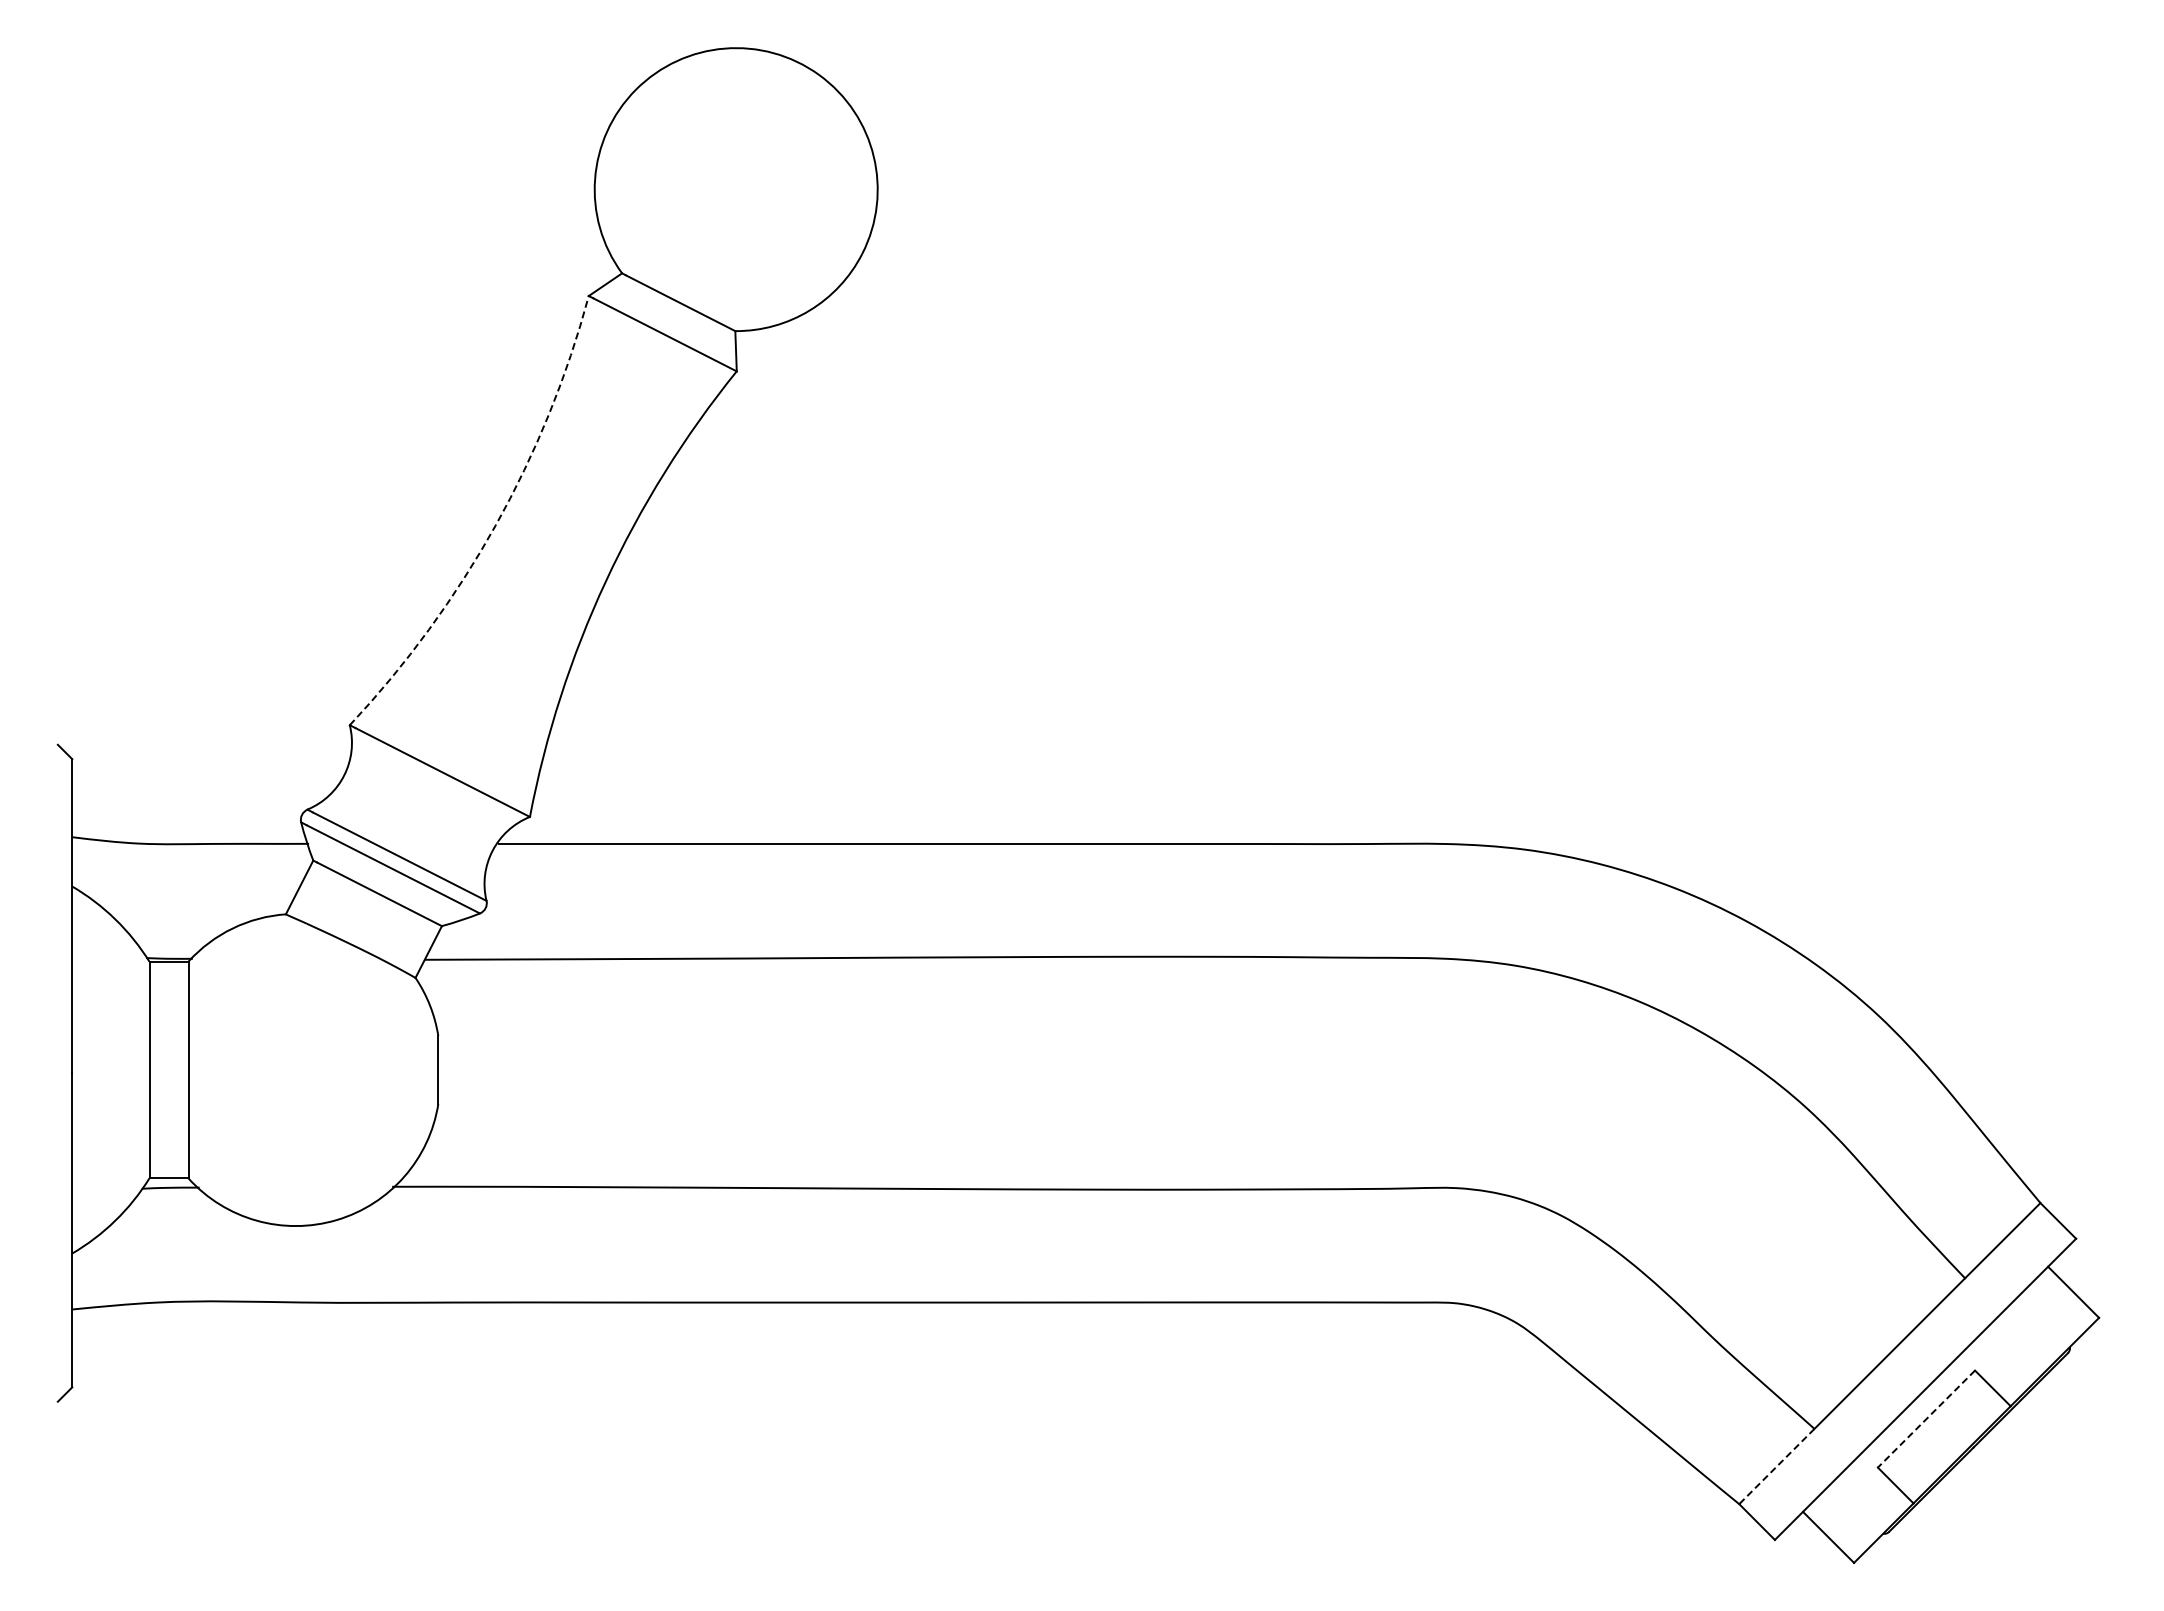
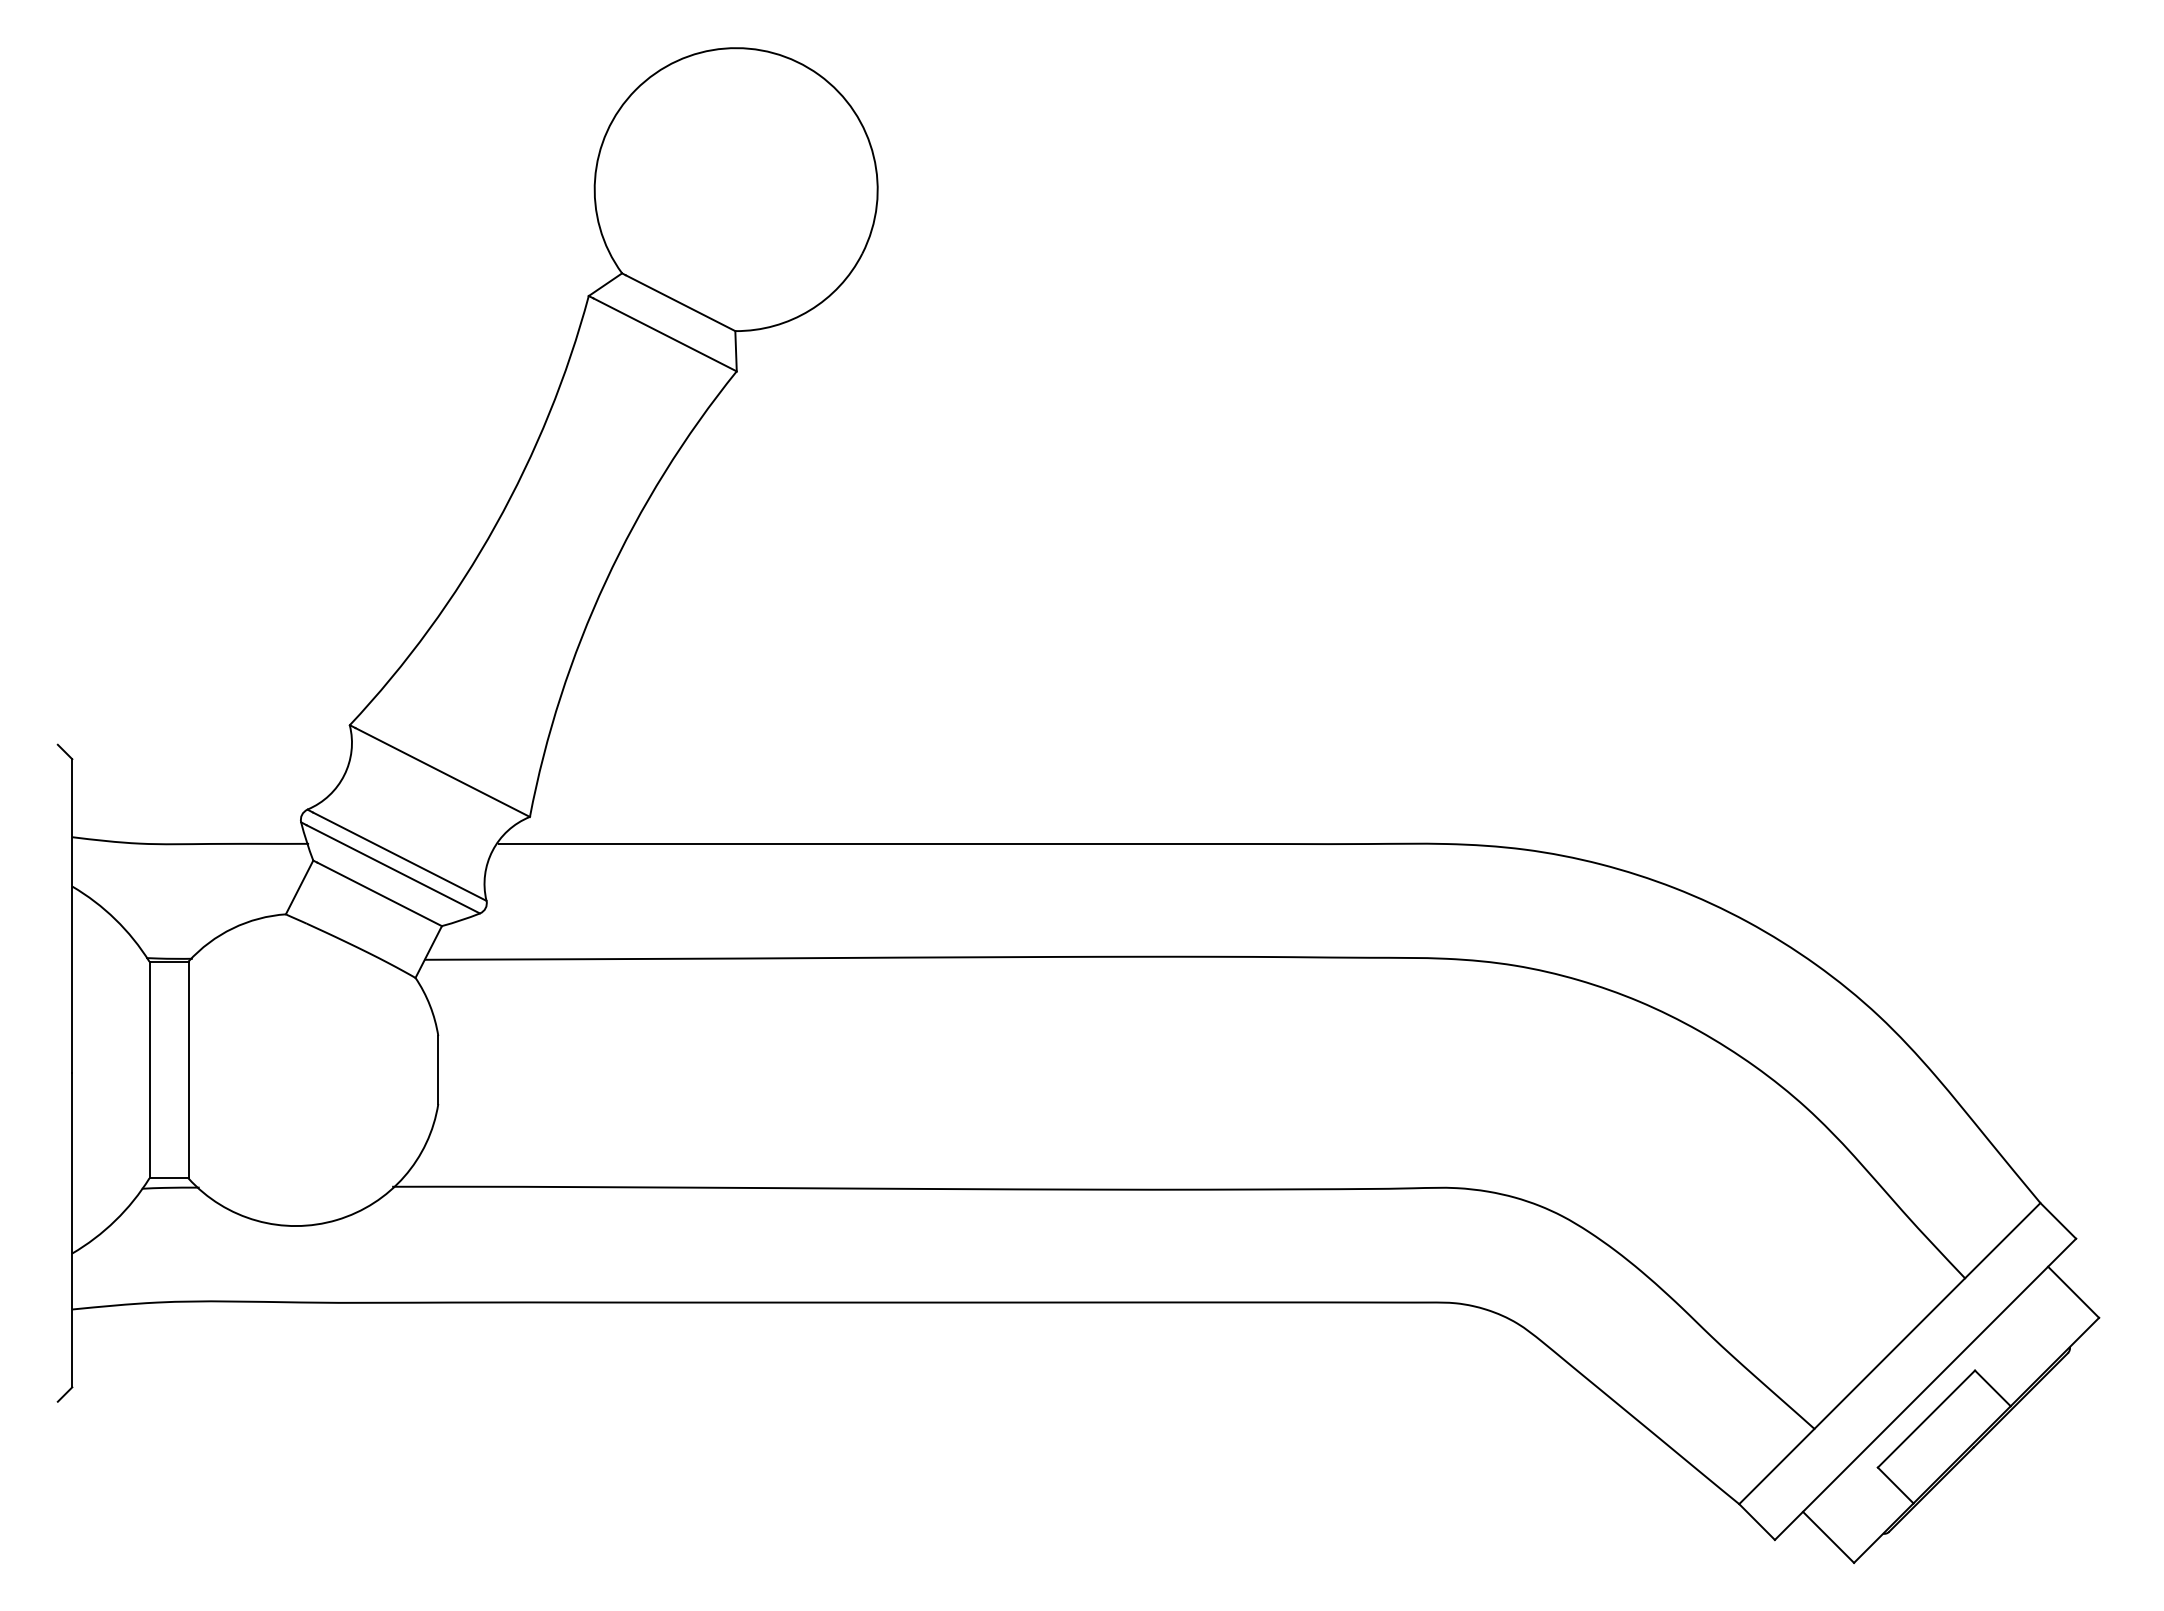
arc: dashed -> solid (495, 525)
line: dashed -> solid (1926, 1419)
line: dashed -> solid (1776, 1466)
